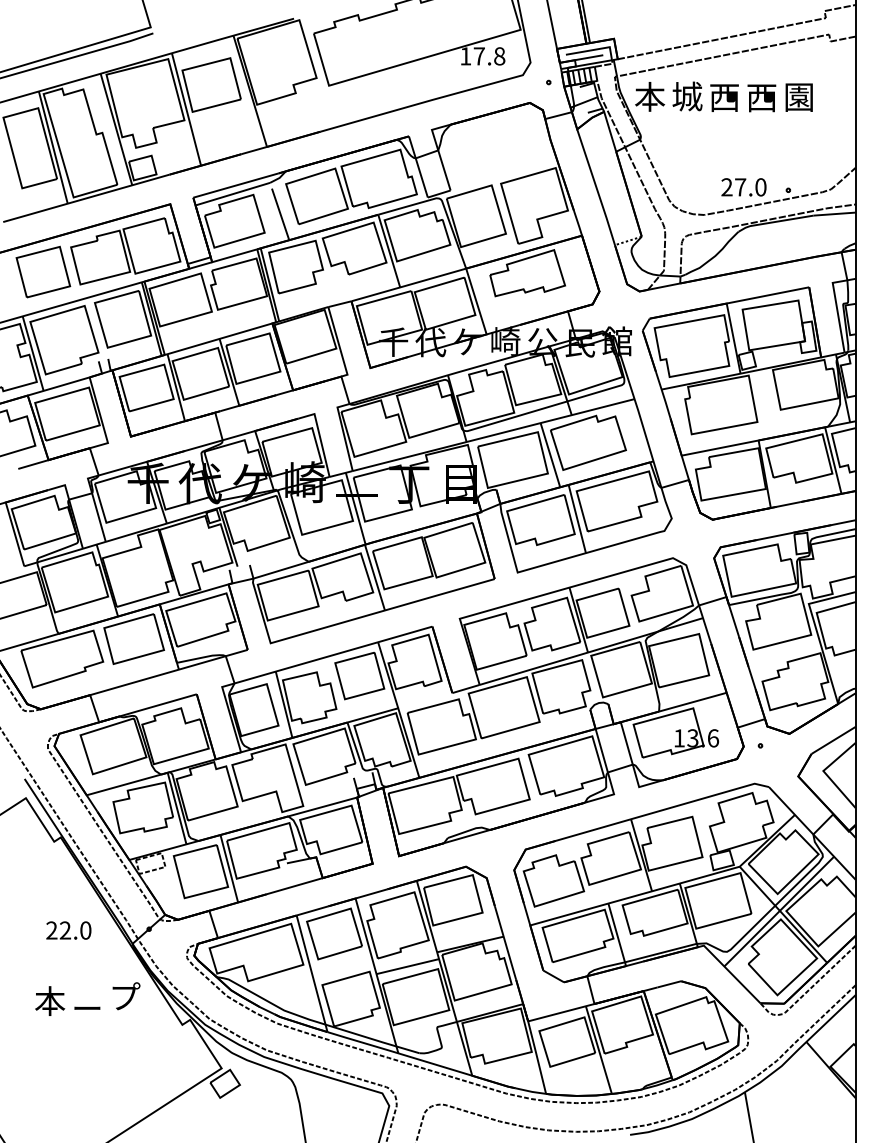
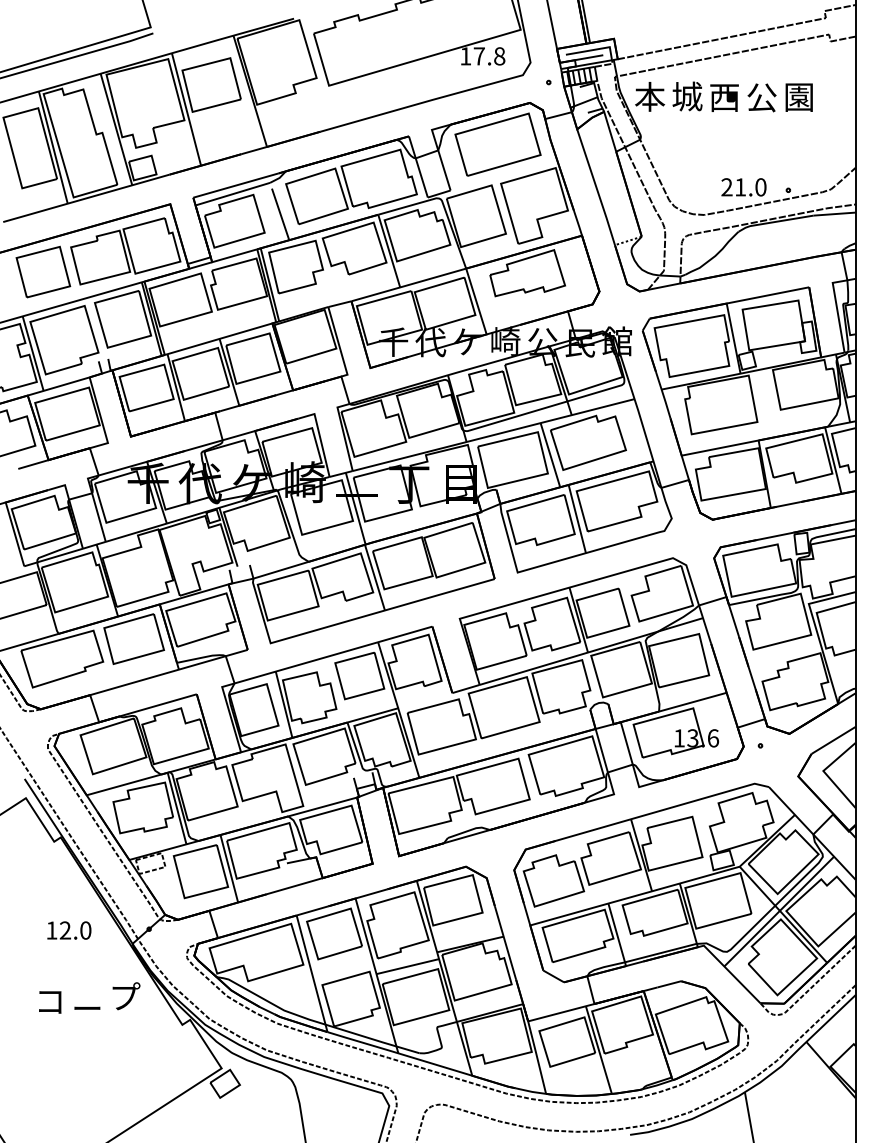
text: 西 -> 公 (761, 97)
part: none -> present (497, 144)
text: 27.0 -> 21.0 (740, 187)
text: 22.0 -> 12.0 (51, 930)
text: 本 -> コ (50, 1000)
